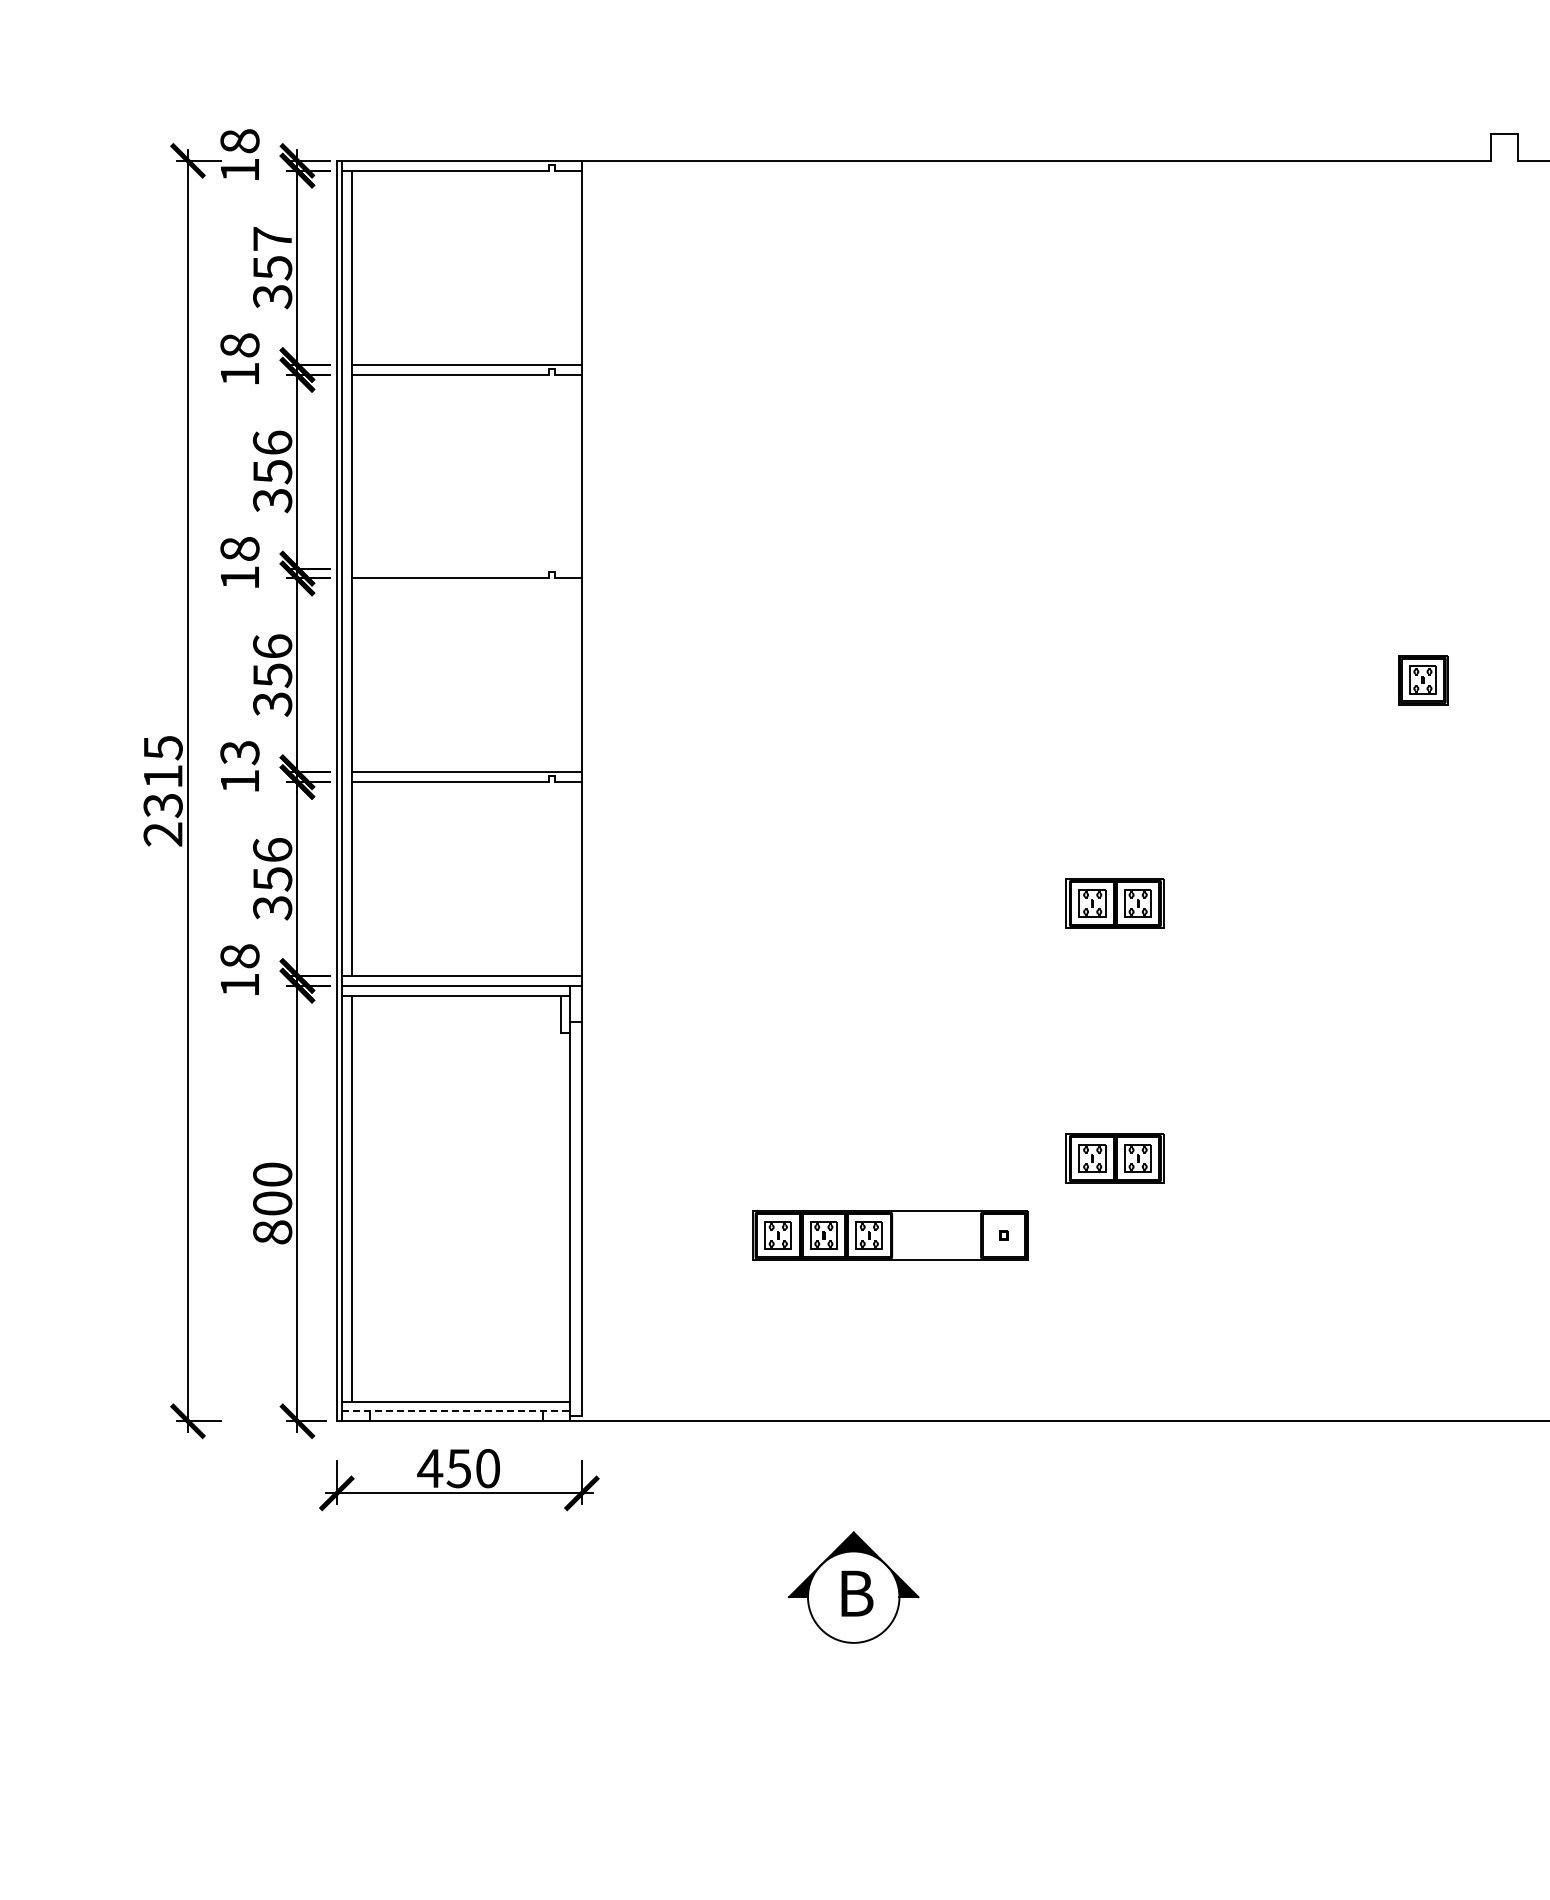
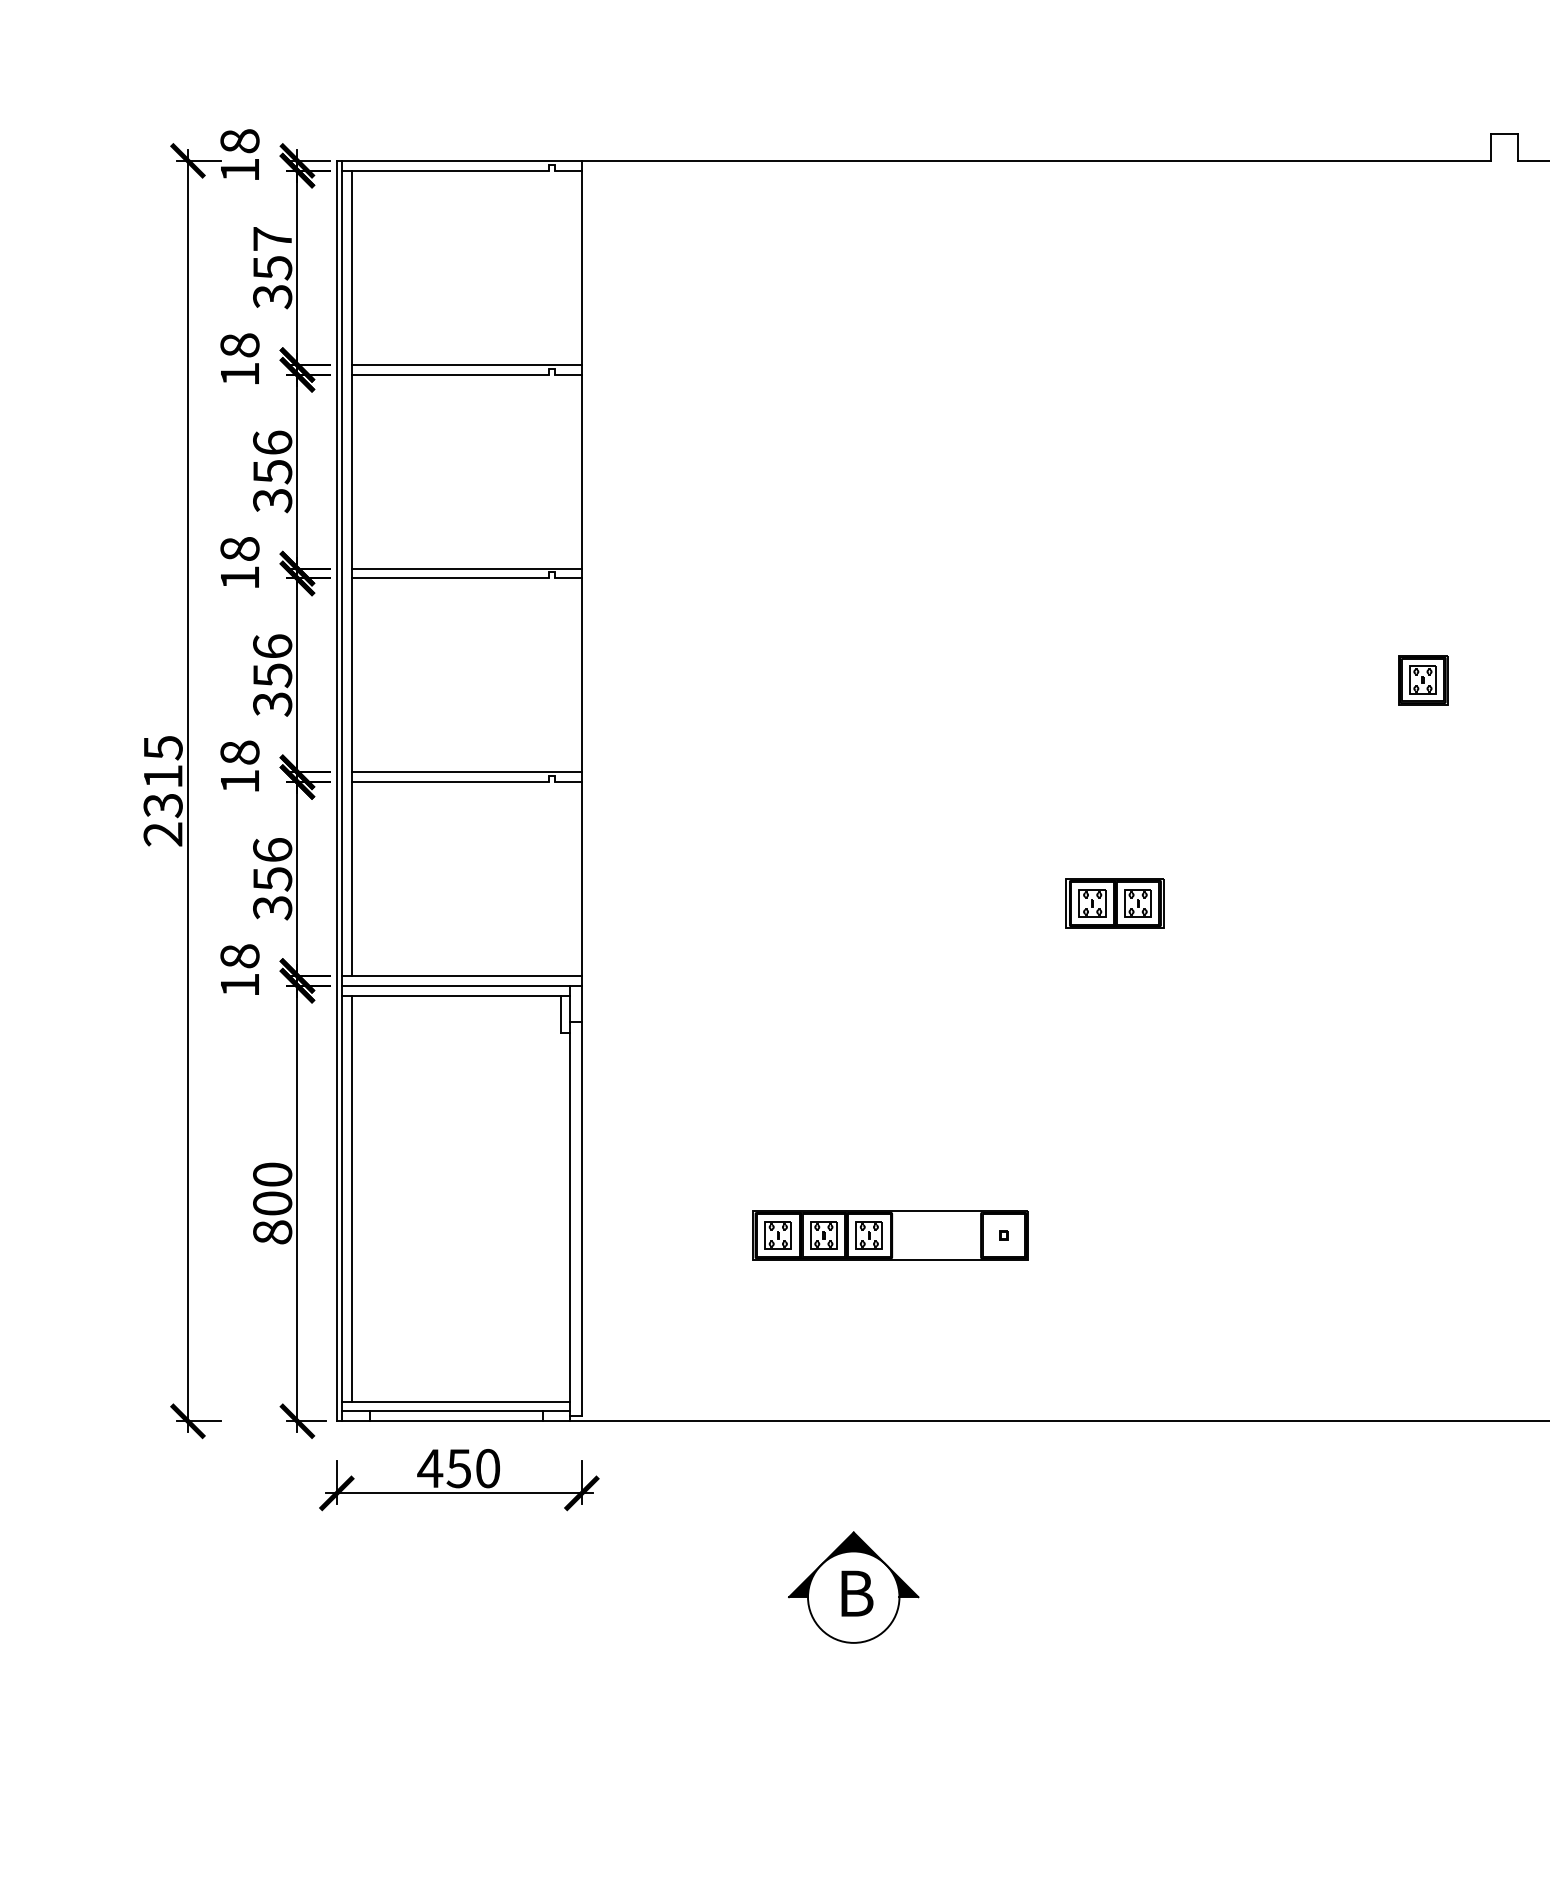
line: none -> present (466, 568)
text: 13 -> 18 (239, 752)
part: present -> none (1114, 1158)
line: dashed -> solid (456, 1411)
